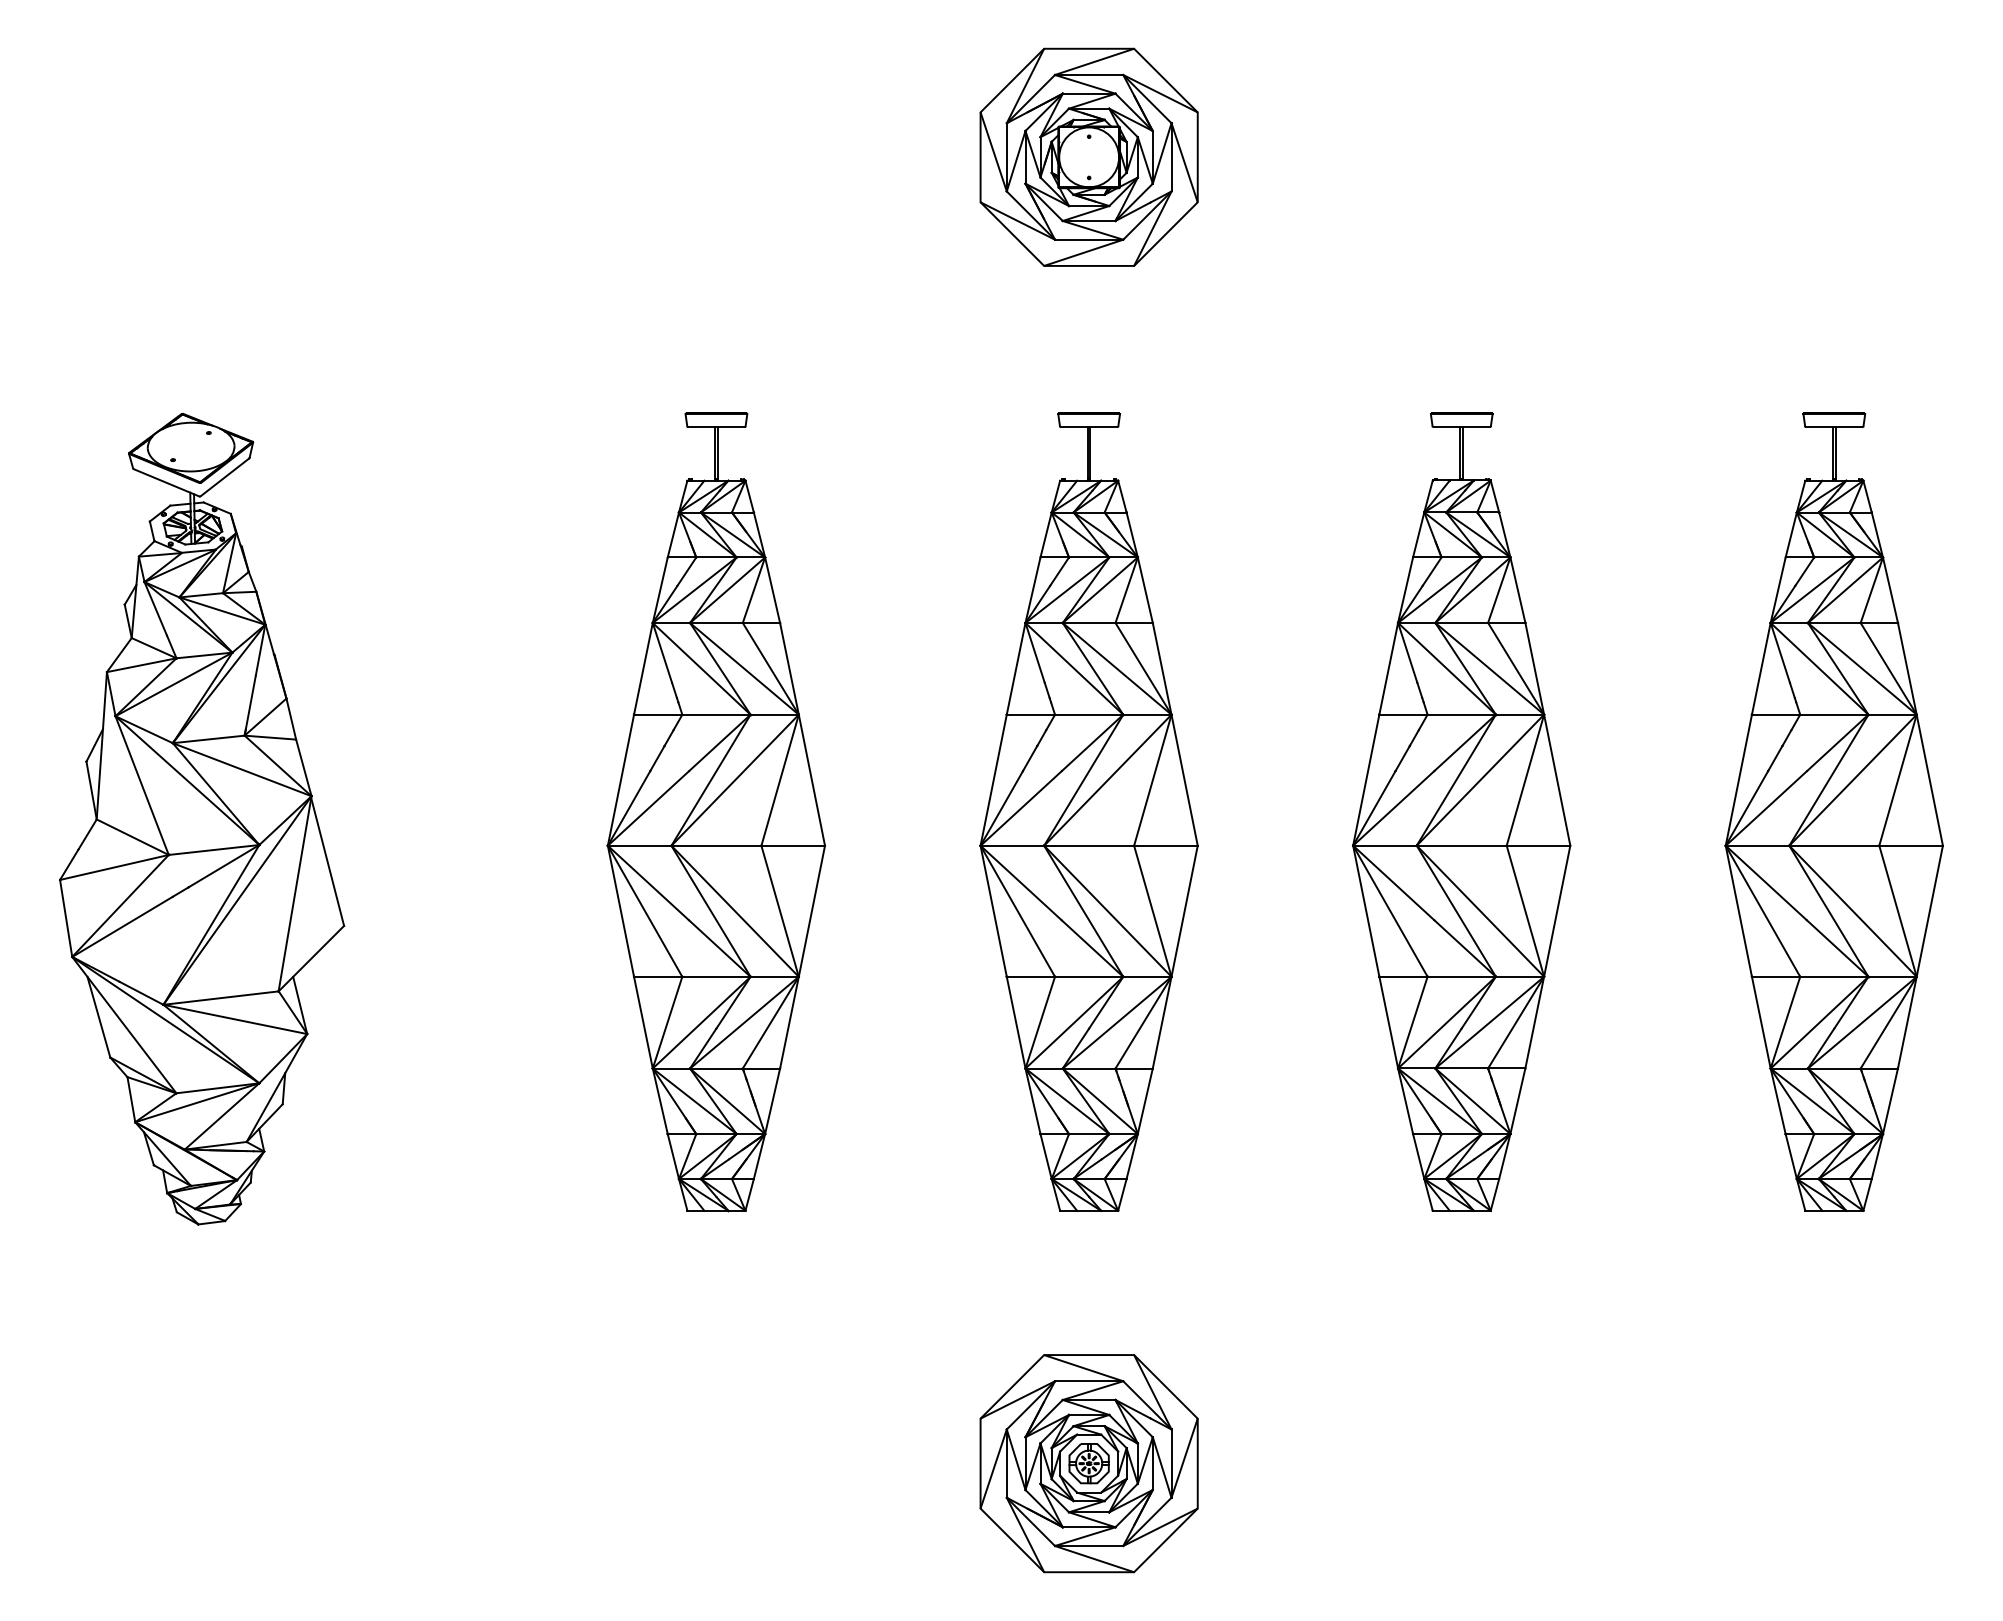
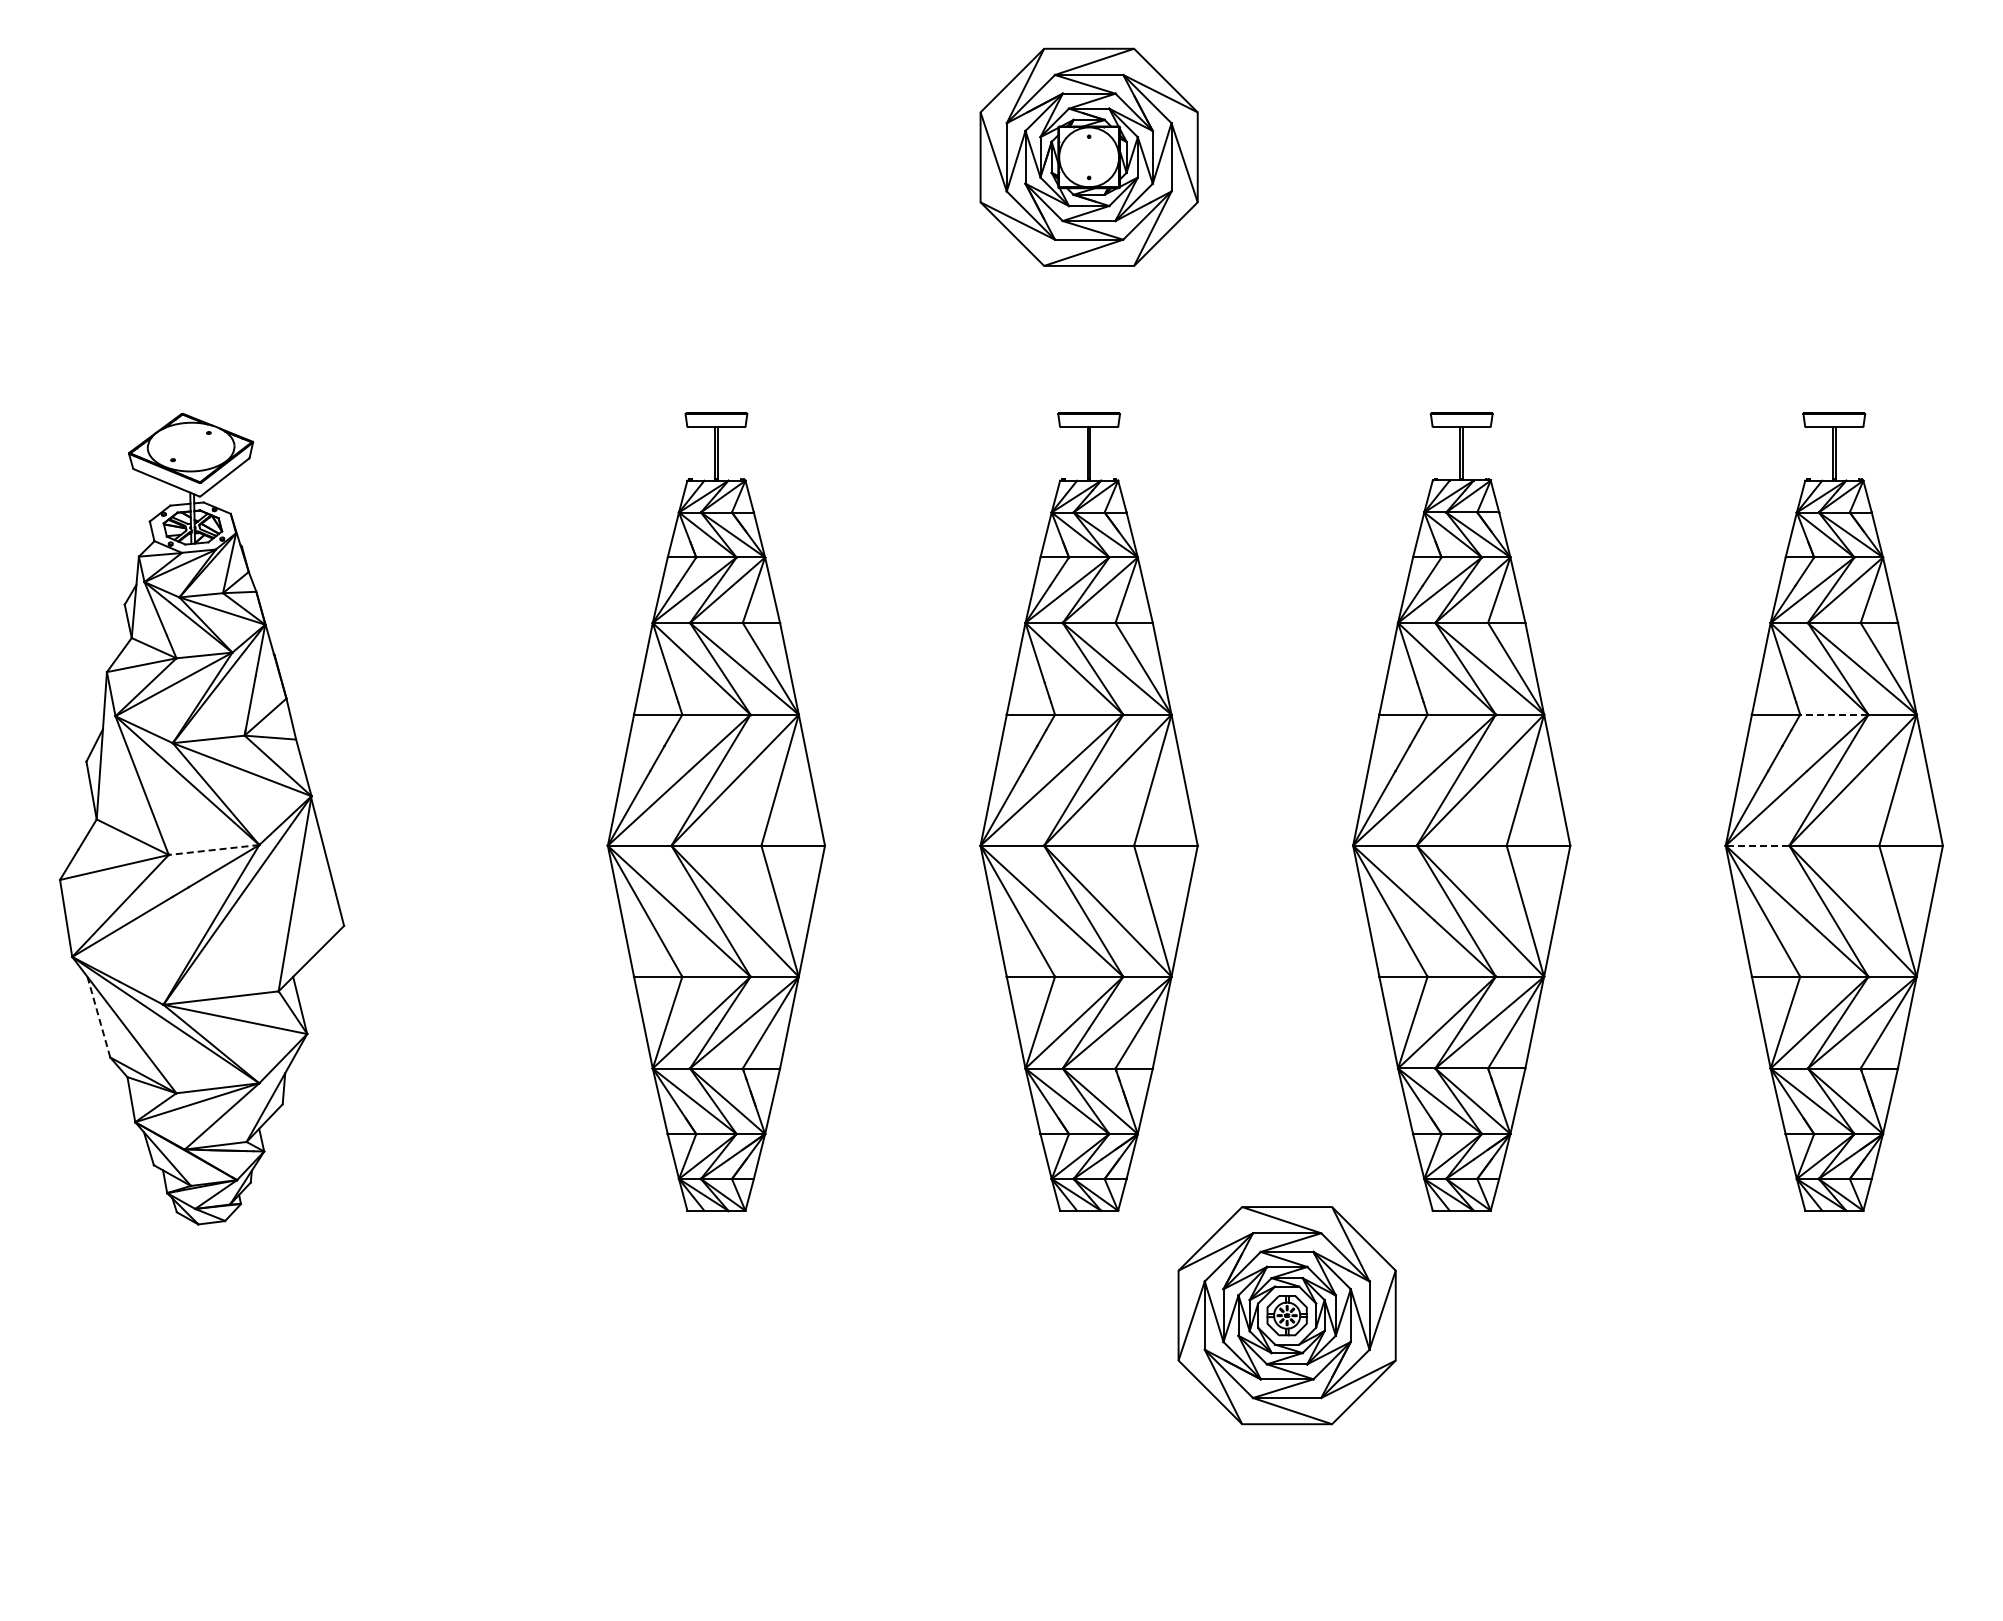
line: solid -> dashed (1833, 714)
line: solid -> dashed (1757, 845)
line: solid -> dashed (213, 850)
line: solid -> dashed (98, 1017)
part position: (1088, 1463) -> (1286, 1315) (1286, 1315)
